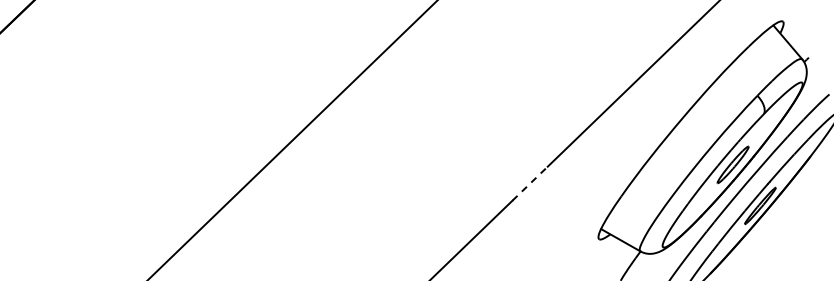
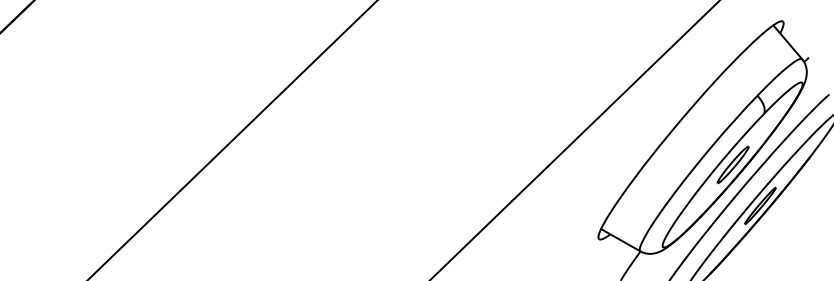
line position: (292, 139) -> (232, 139) (232, 139)
line: dashed -> solid (530, 183)
